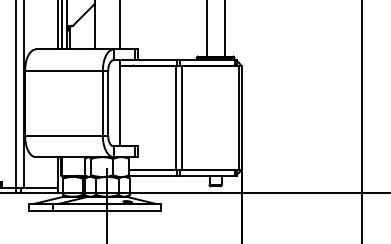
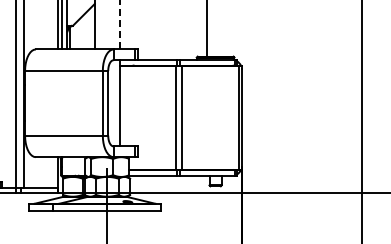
line: solid -> dashed (119, 24)
line: present -> none (224, 29)
